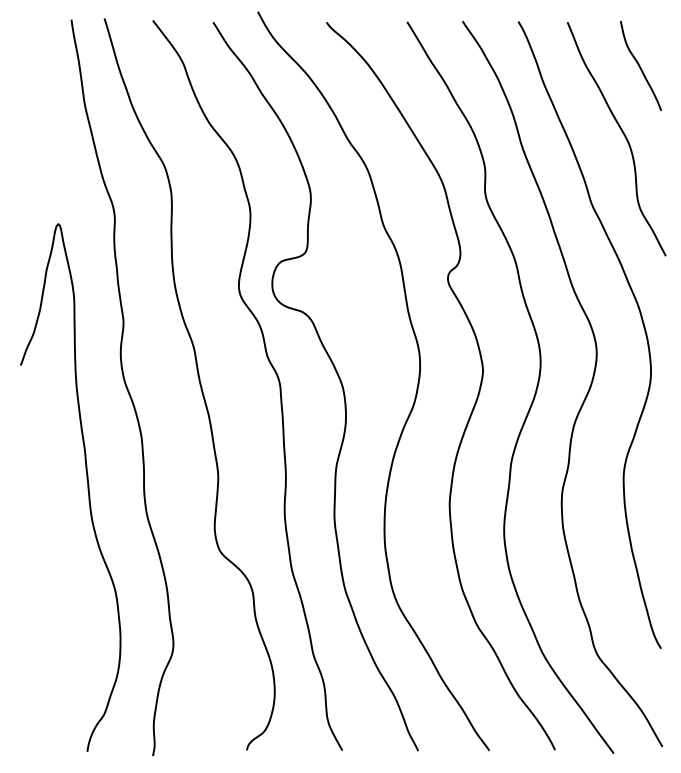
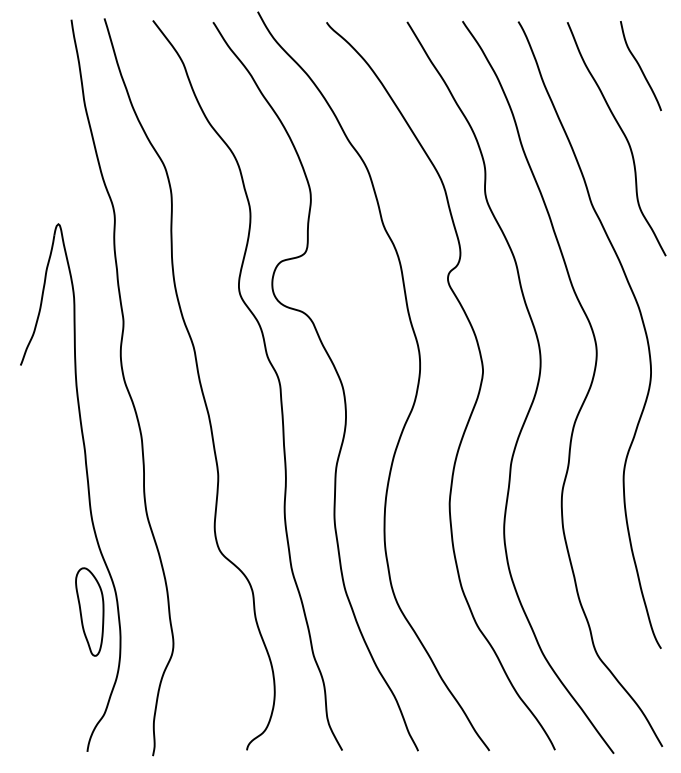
part: none -> present (89, 611)
